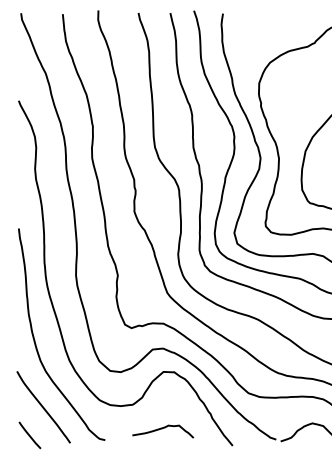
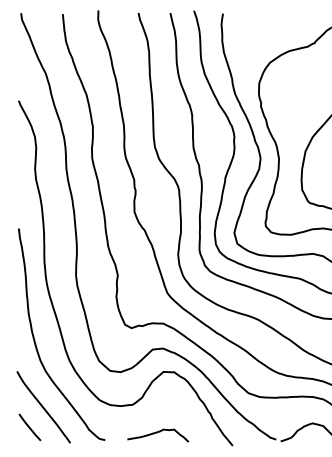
curve position: (162, 429) -> (157, 433) (157, 433)
line position: (29, 435) -> (29, 427) (29, 427)
